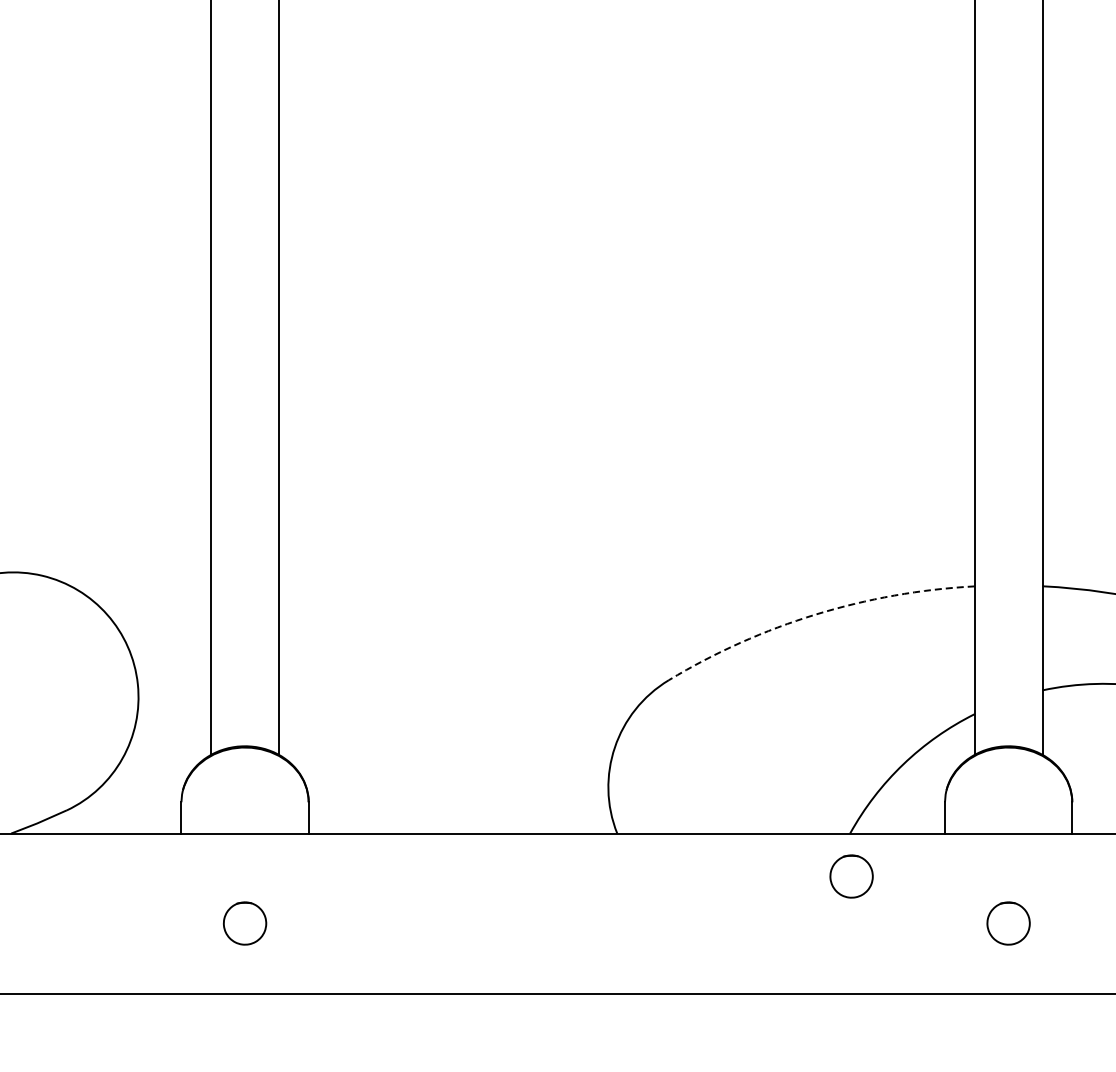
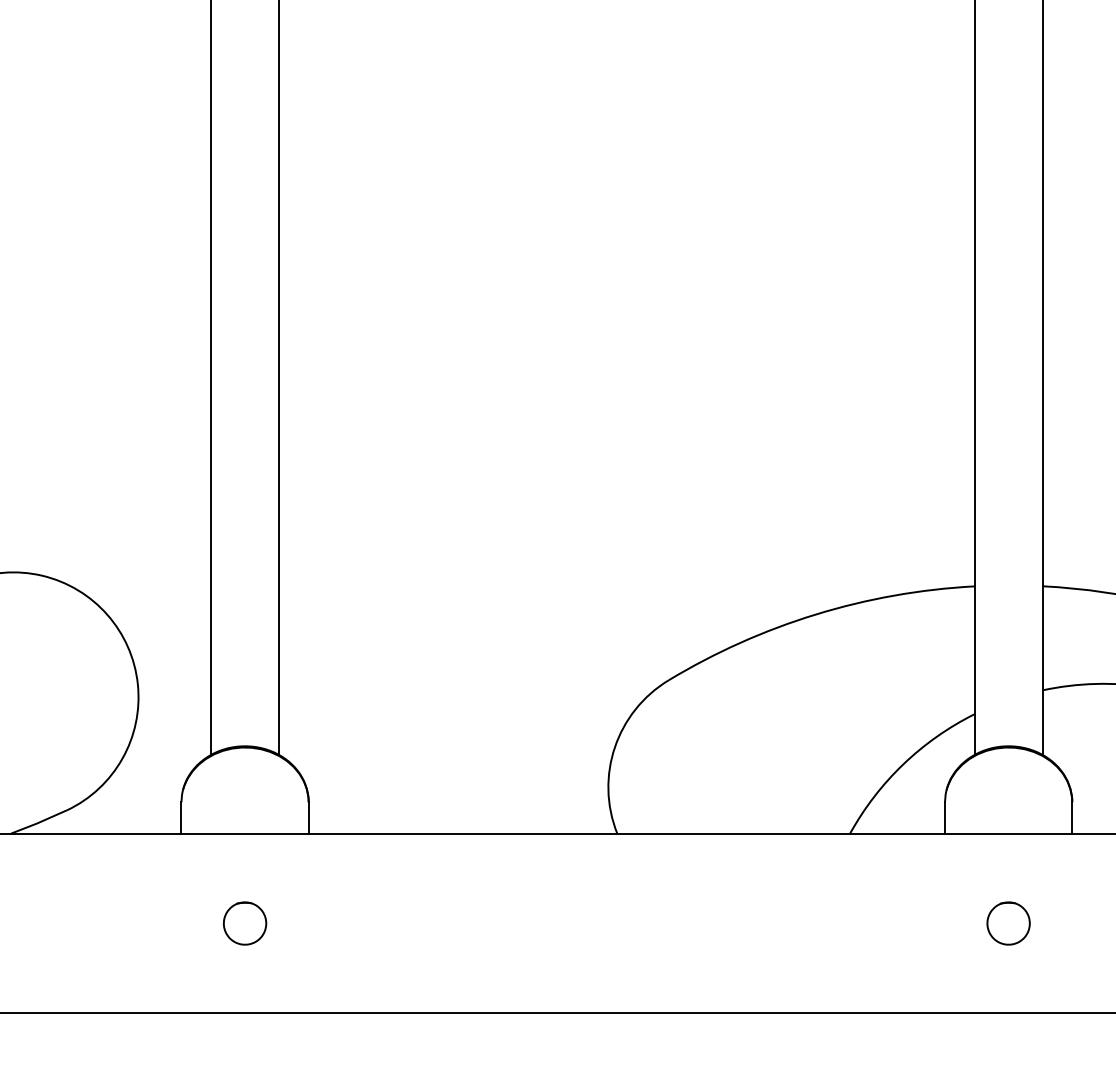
arc: dashed -> solid (816, 614)
part: present -> none (851, 876)
line position: (557, 994) -> (557, 1013) (557, 1013)
